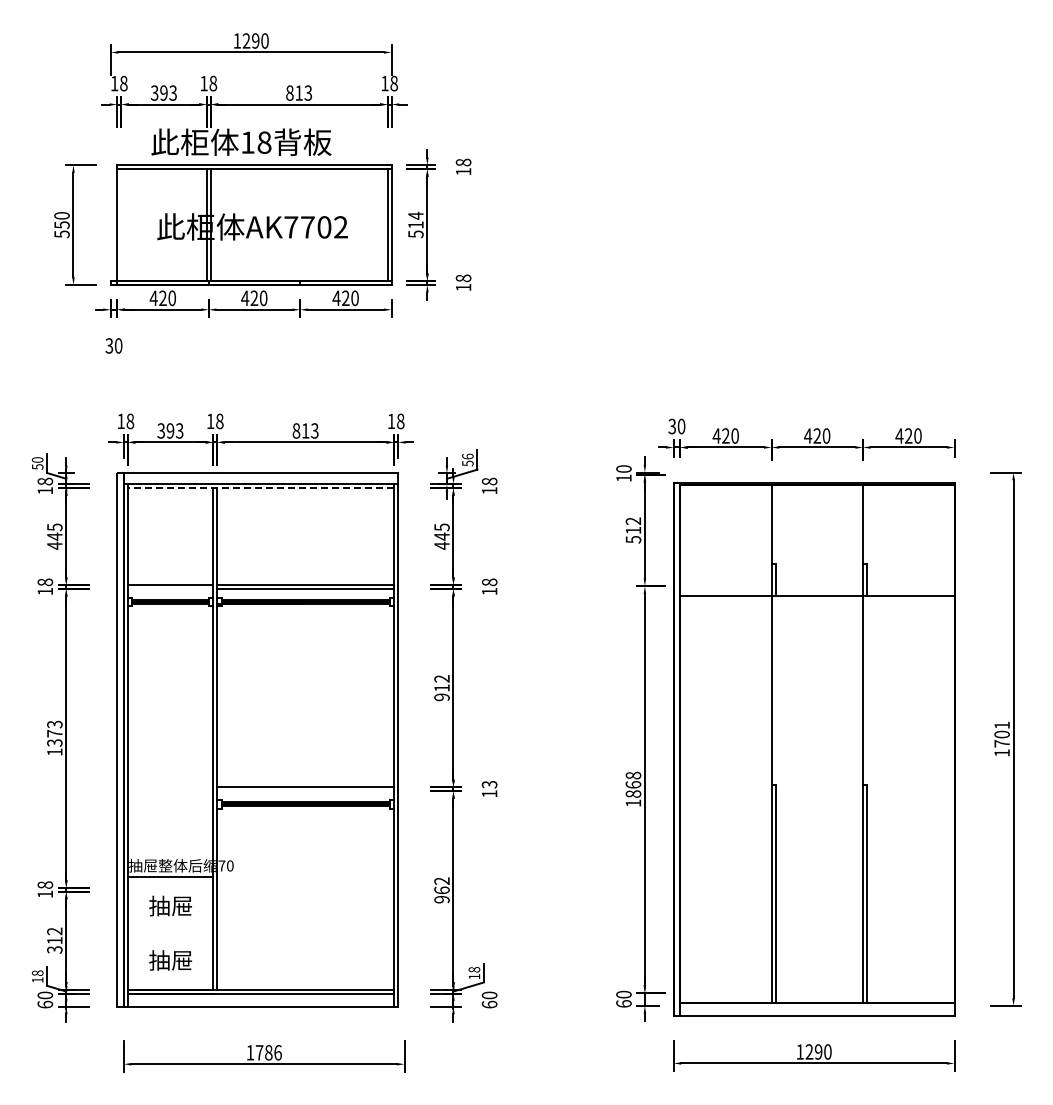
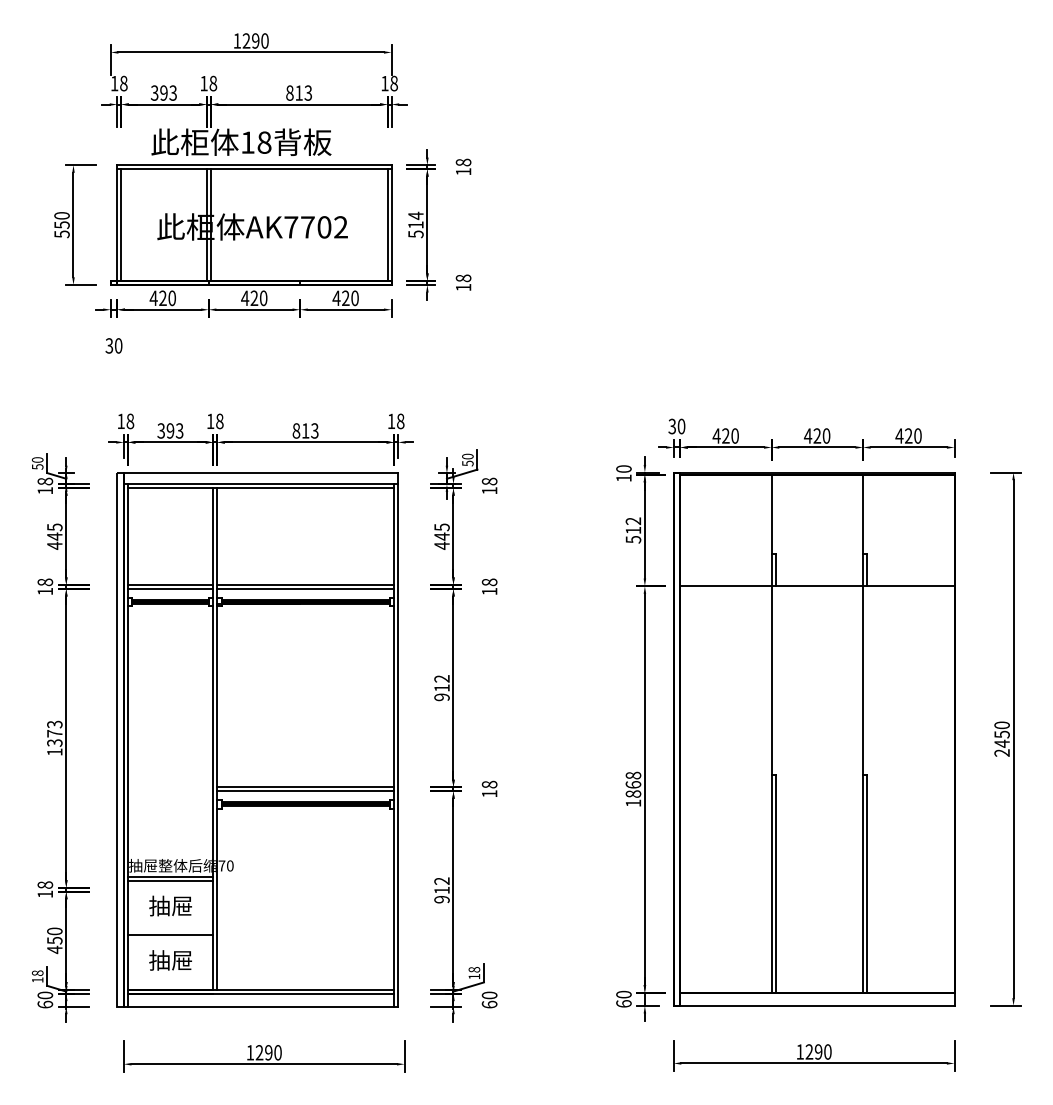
line: none -> present (121, 225)
text: 56 -> 50 (467, 456)
line: dashed -> solid (260, 488)
line: none -> present (170, 588)
text: 1701 -> 2450 (1001, 738)
part position: (814, 749) -> (814, 739) (814, 739)
text: 13 -> 18 (489, 784)
line: none -> present (305, 791)
line: none -> present (170, 880)
text: 962 -> 912 (441, 889)
line: none -> present (170, 935)
text: 312 -> 450 (54, 940)
text: 1786 -> 1290 (268, 1052)
